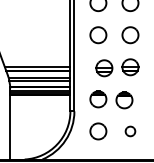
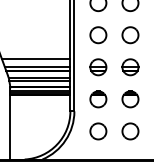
line: none -> present (36, 59)
part position: (104, 68) -> (98, 67) (98, 67)
part position: (124, 100) -> (130, 99) (130, 99)
part size: 13x13 px -> 19x19 px (130, 131)
